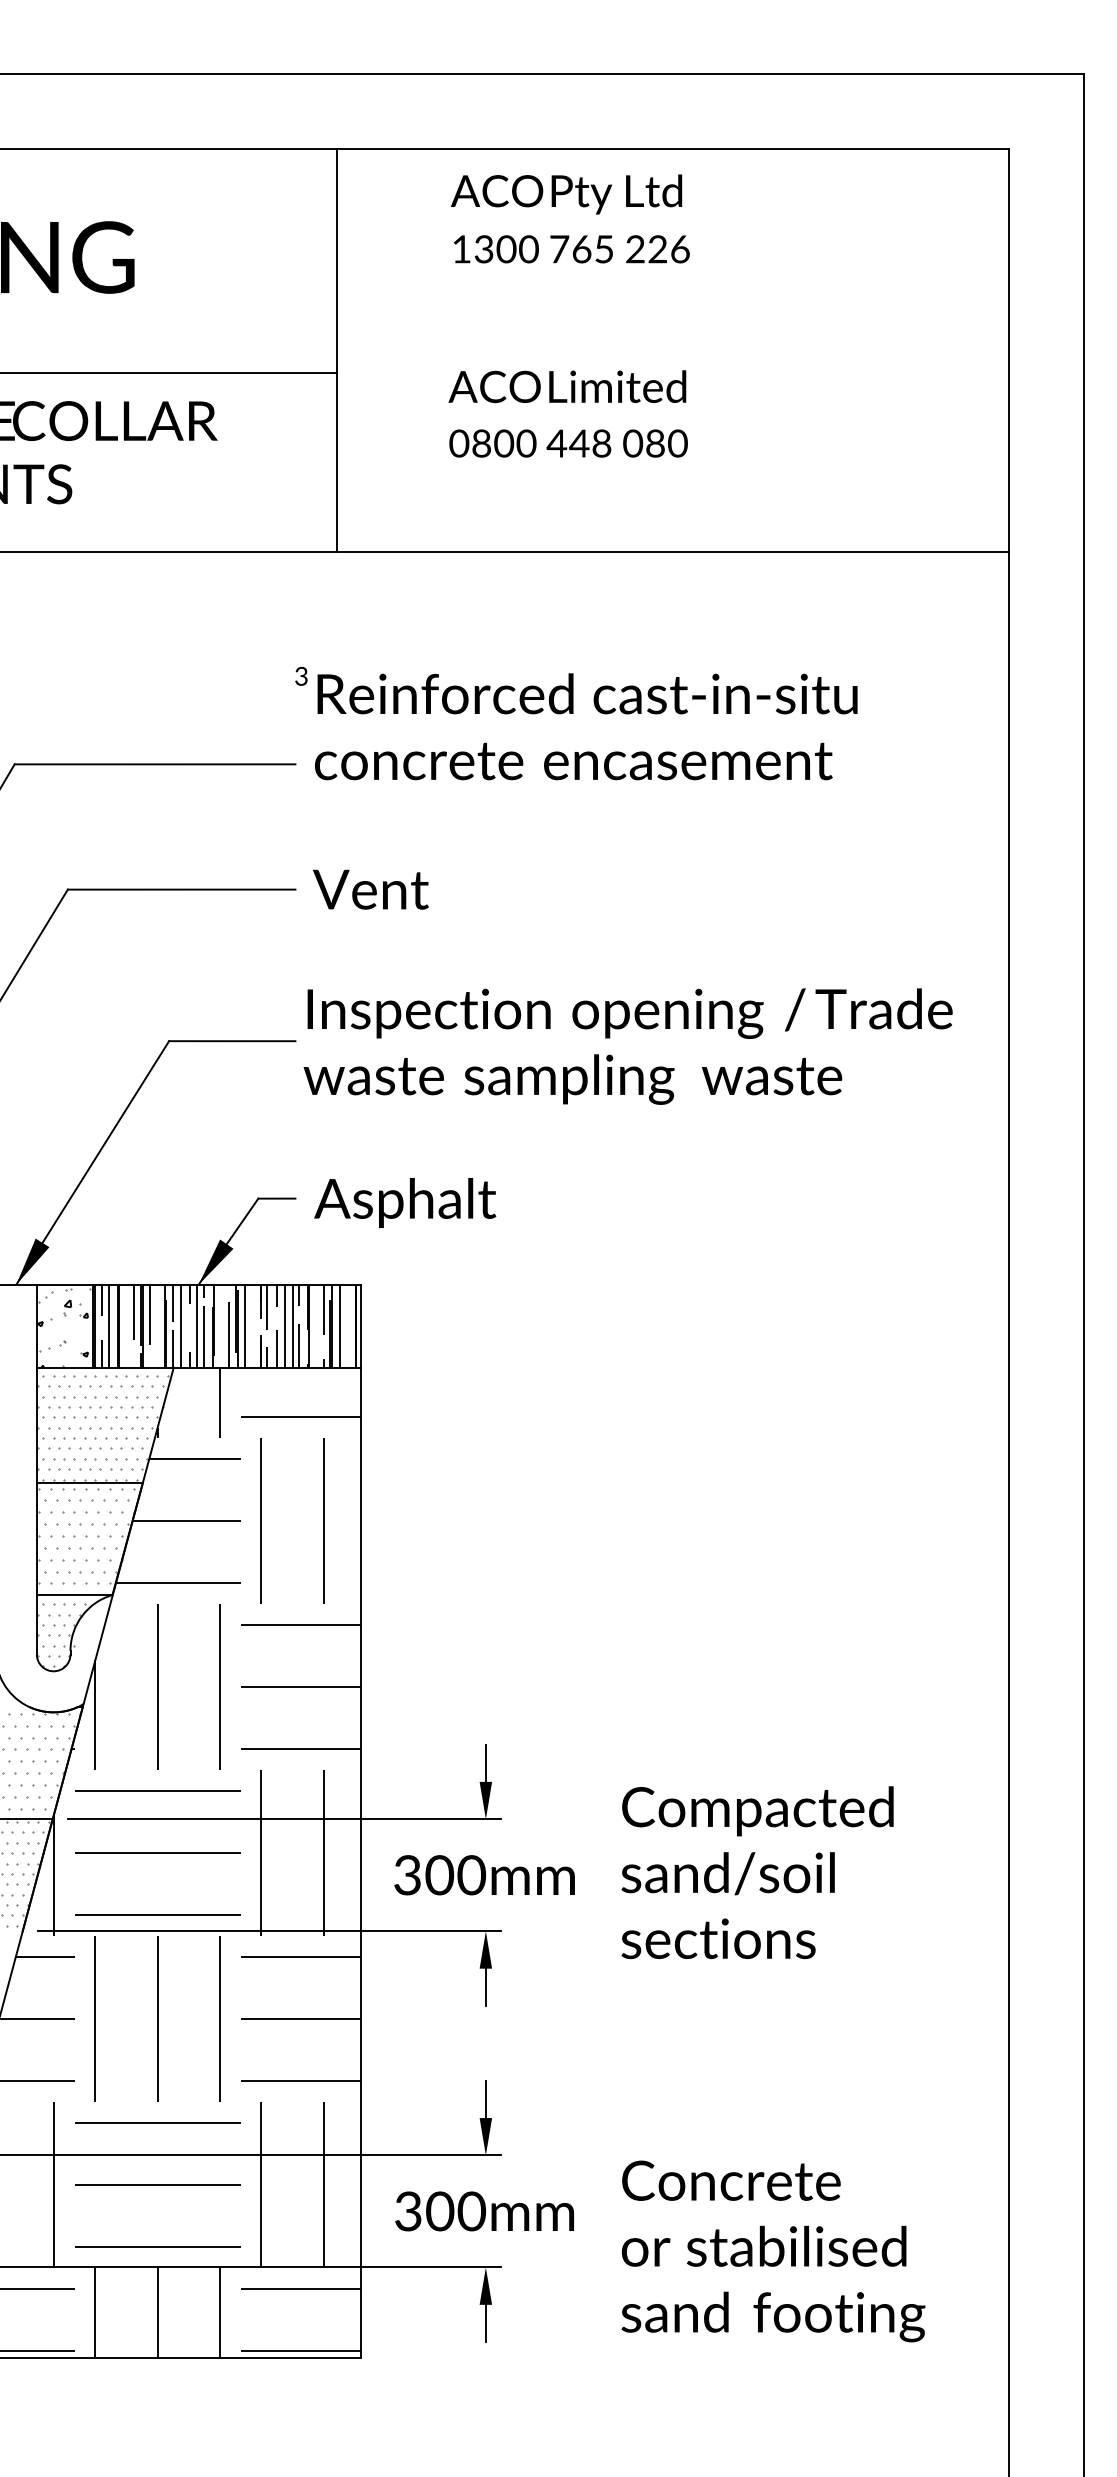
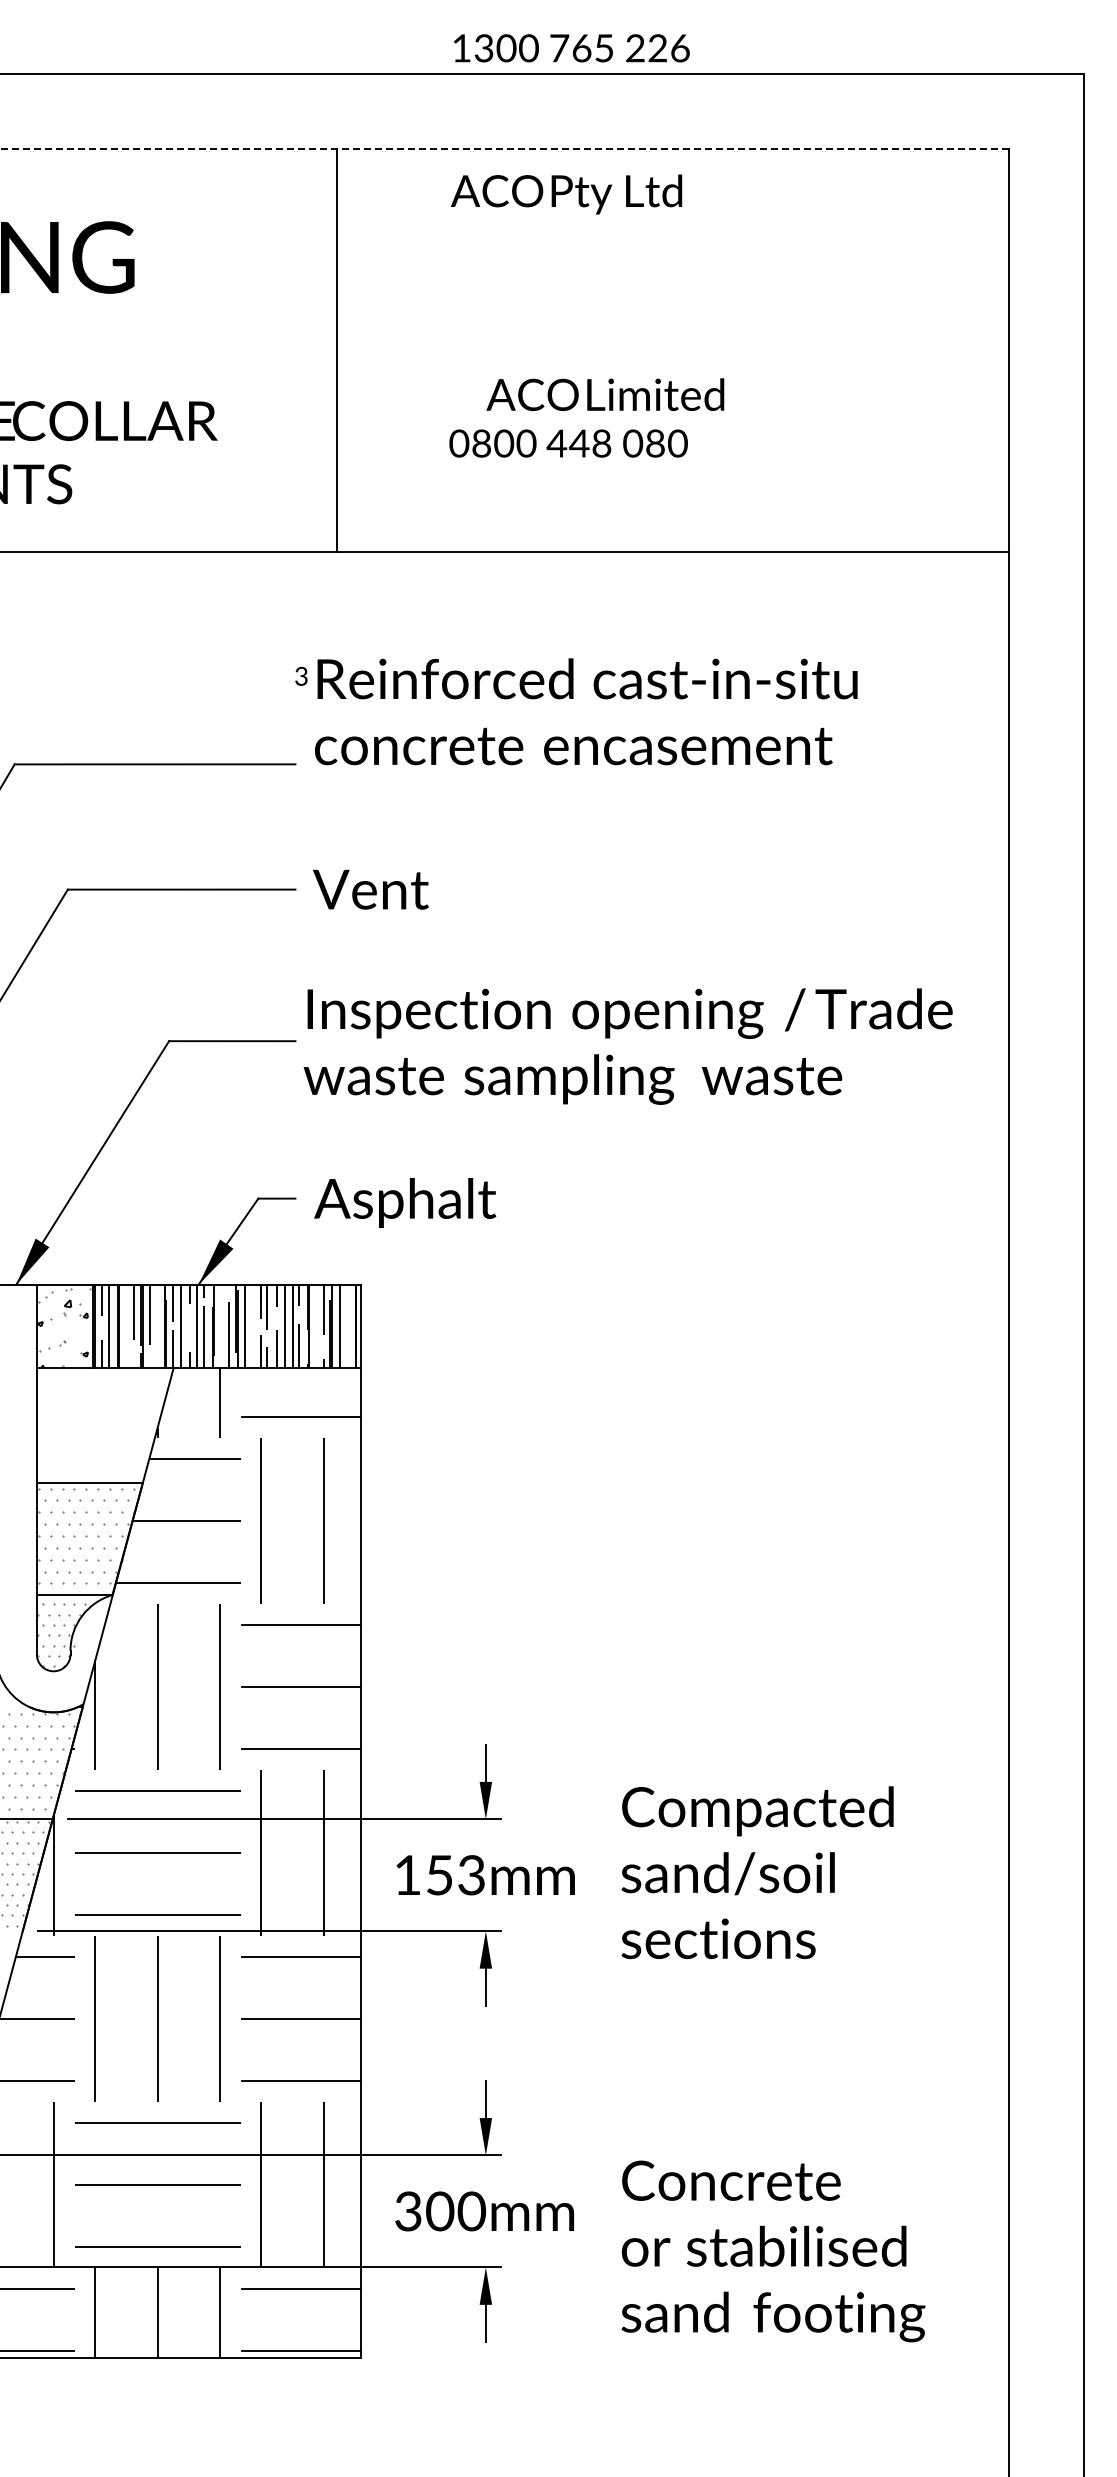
line: solid -> dashed (505, 149)
text position: (571, 249) -> (571, 48) (571, 48)
line: present -> none (169, 373)
text position: (567, 386) -> (605, 394) (605, 394)
text position: (586, 726) -> (586, 711) (586, 711)
hatch: present -> none (102, 1427)
text: 300mm -> 153mm (440, 1875)
